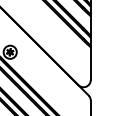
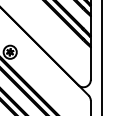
line: none -> present (102, 57)
